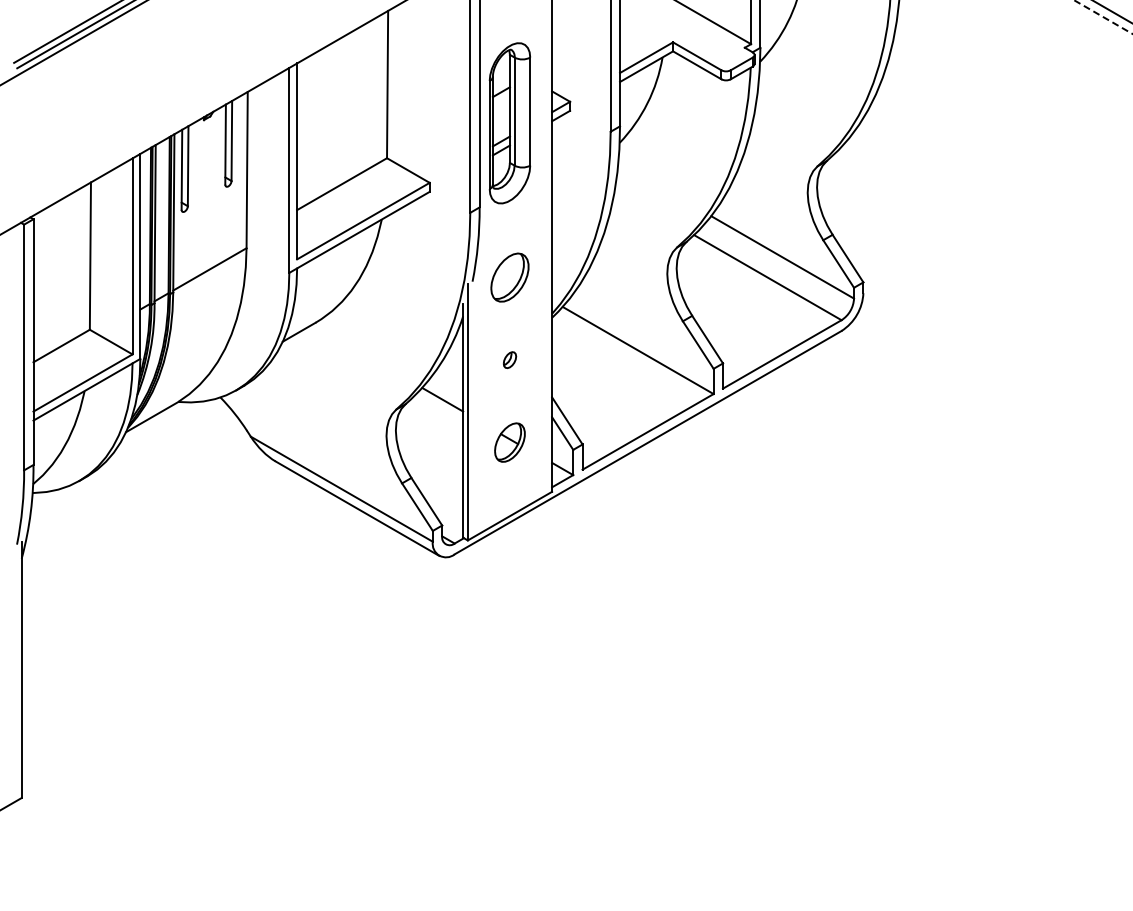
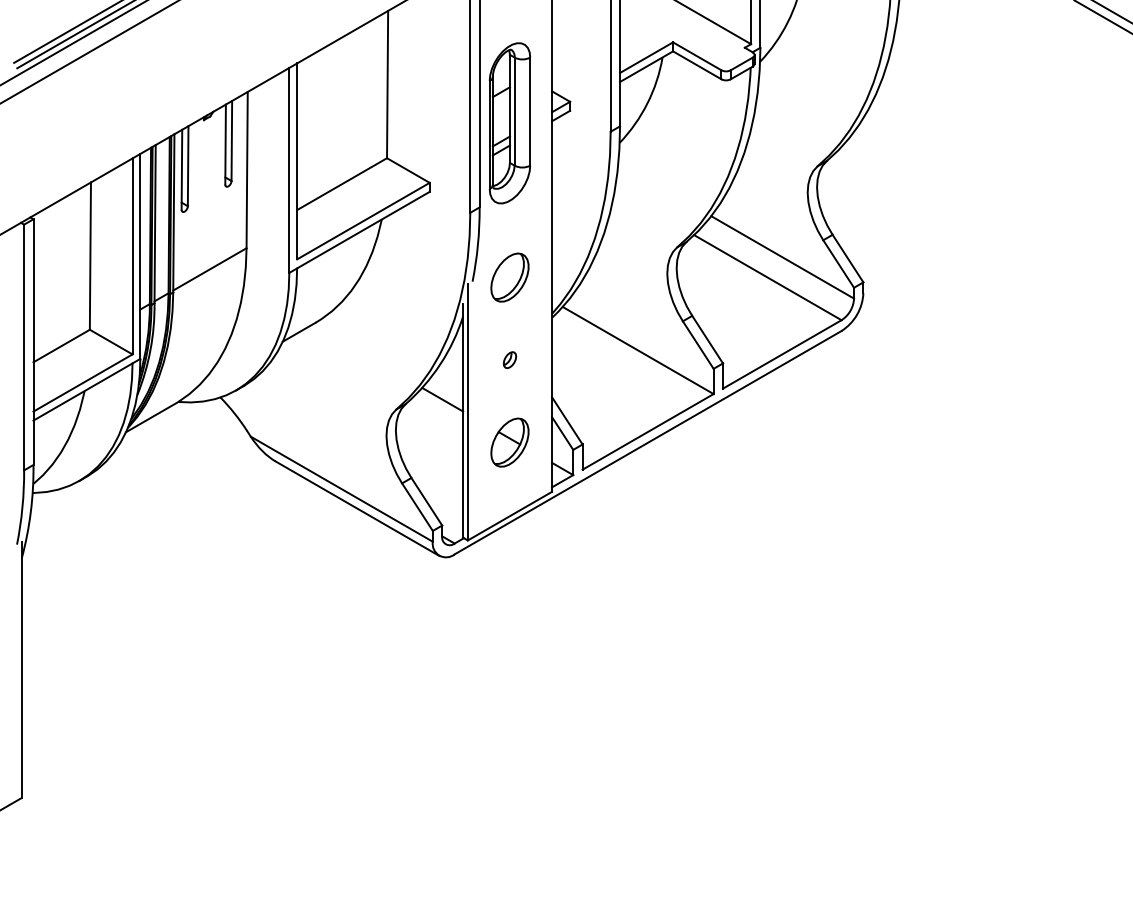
line: dashed -> solid (1103, 17)
line: none -> present (88, 52)
part size: 32x41 px -> 40x51 px (509, 442)
